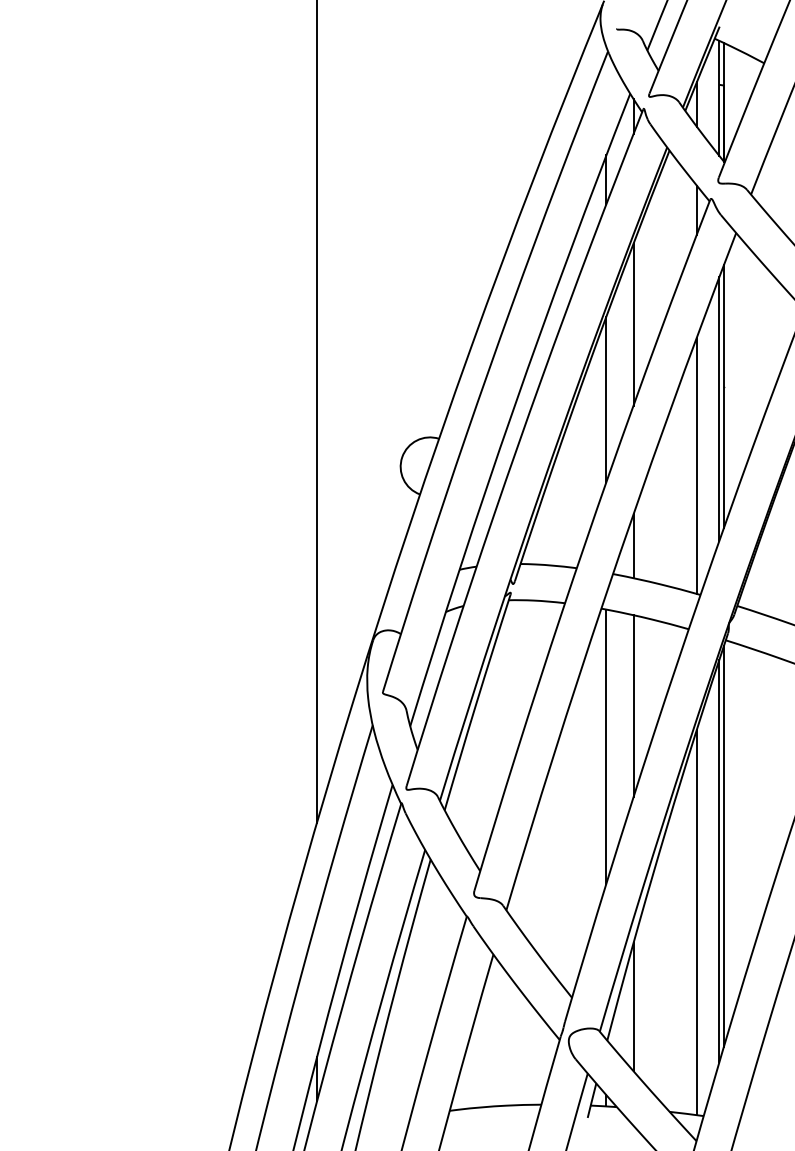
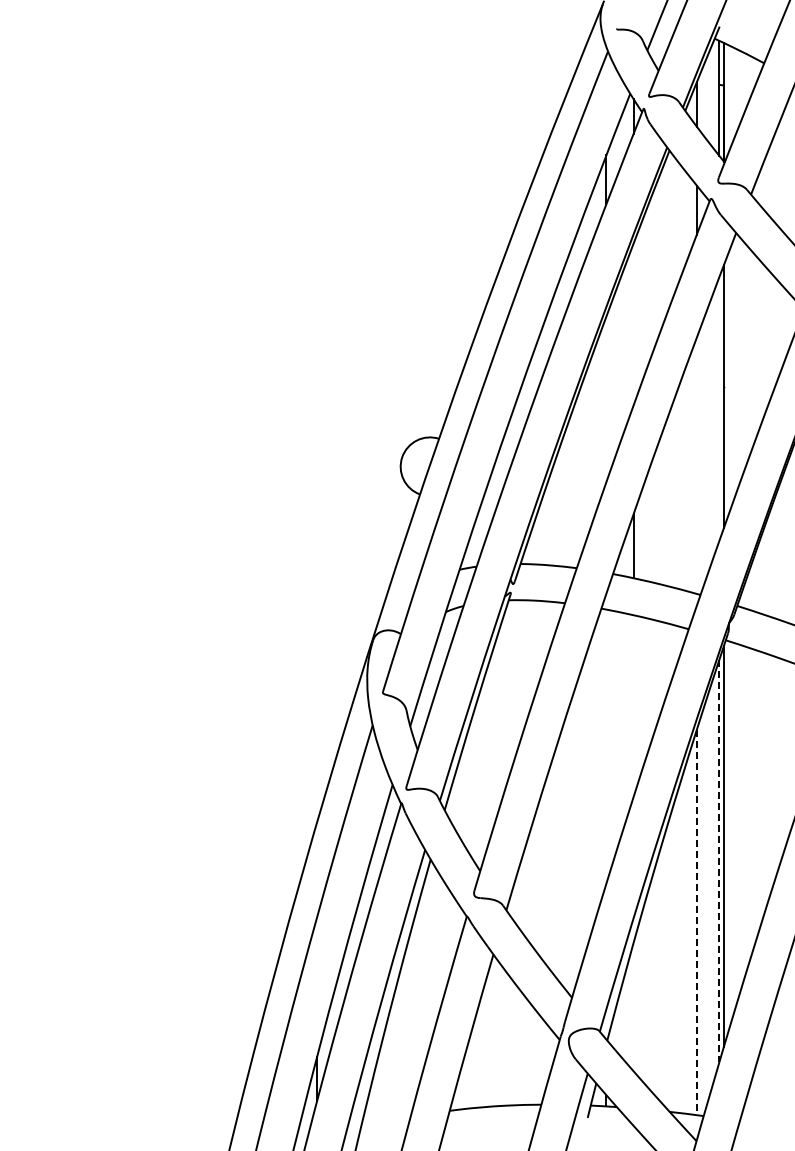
line: present -> none (633, 324)
line: present -> none (606, 399)
line: present -> none (719, 408)
line: present -> none (317, 412)
line: present -> none (696, 465)
line: present -> none (633, 706)
line: present -> none (606, 746)
line: solid -> dashed (719, 861)
line: solid -> dashed (696, 922)
line: present -> none (633, 1007)
